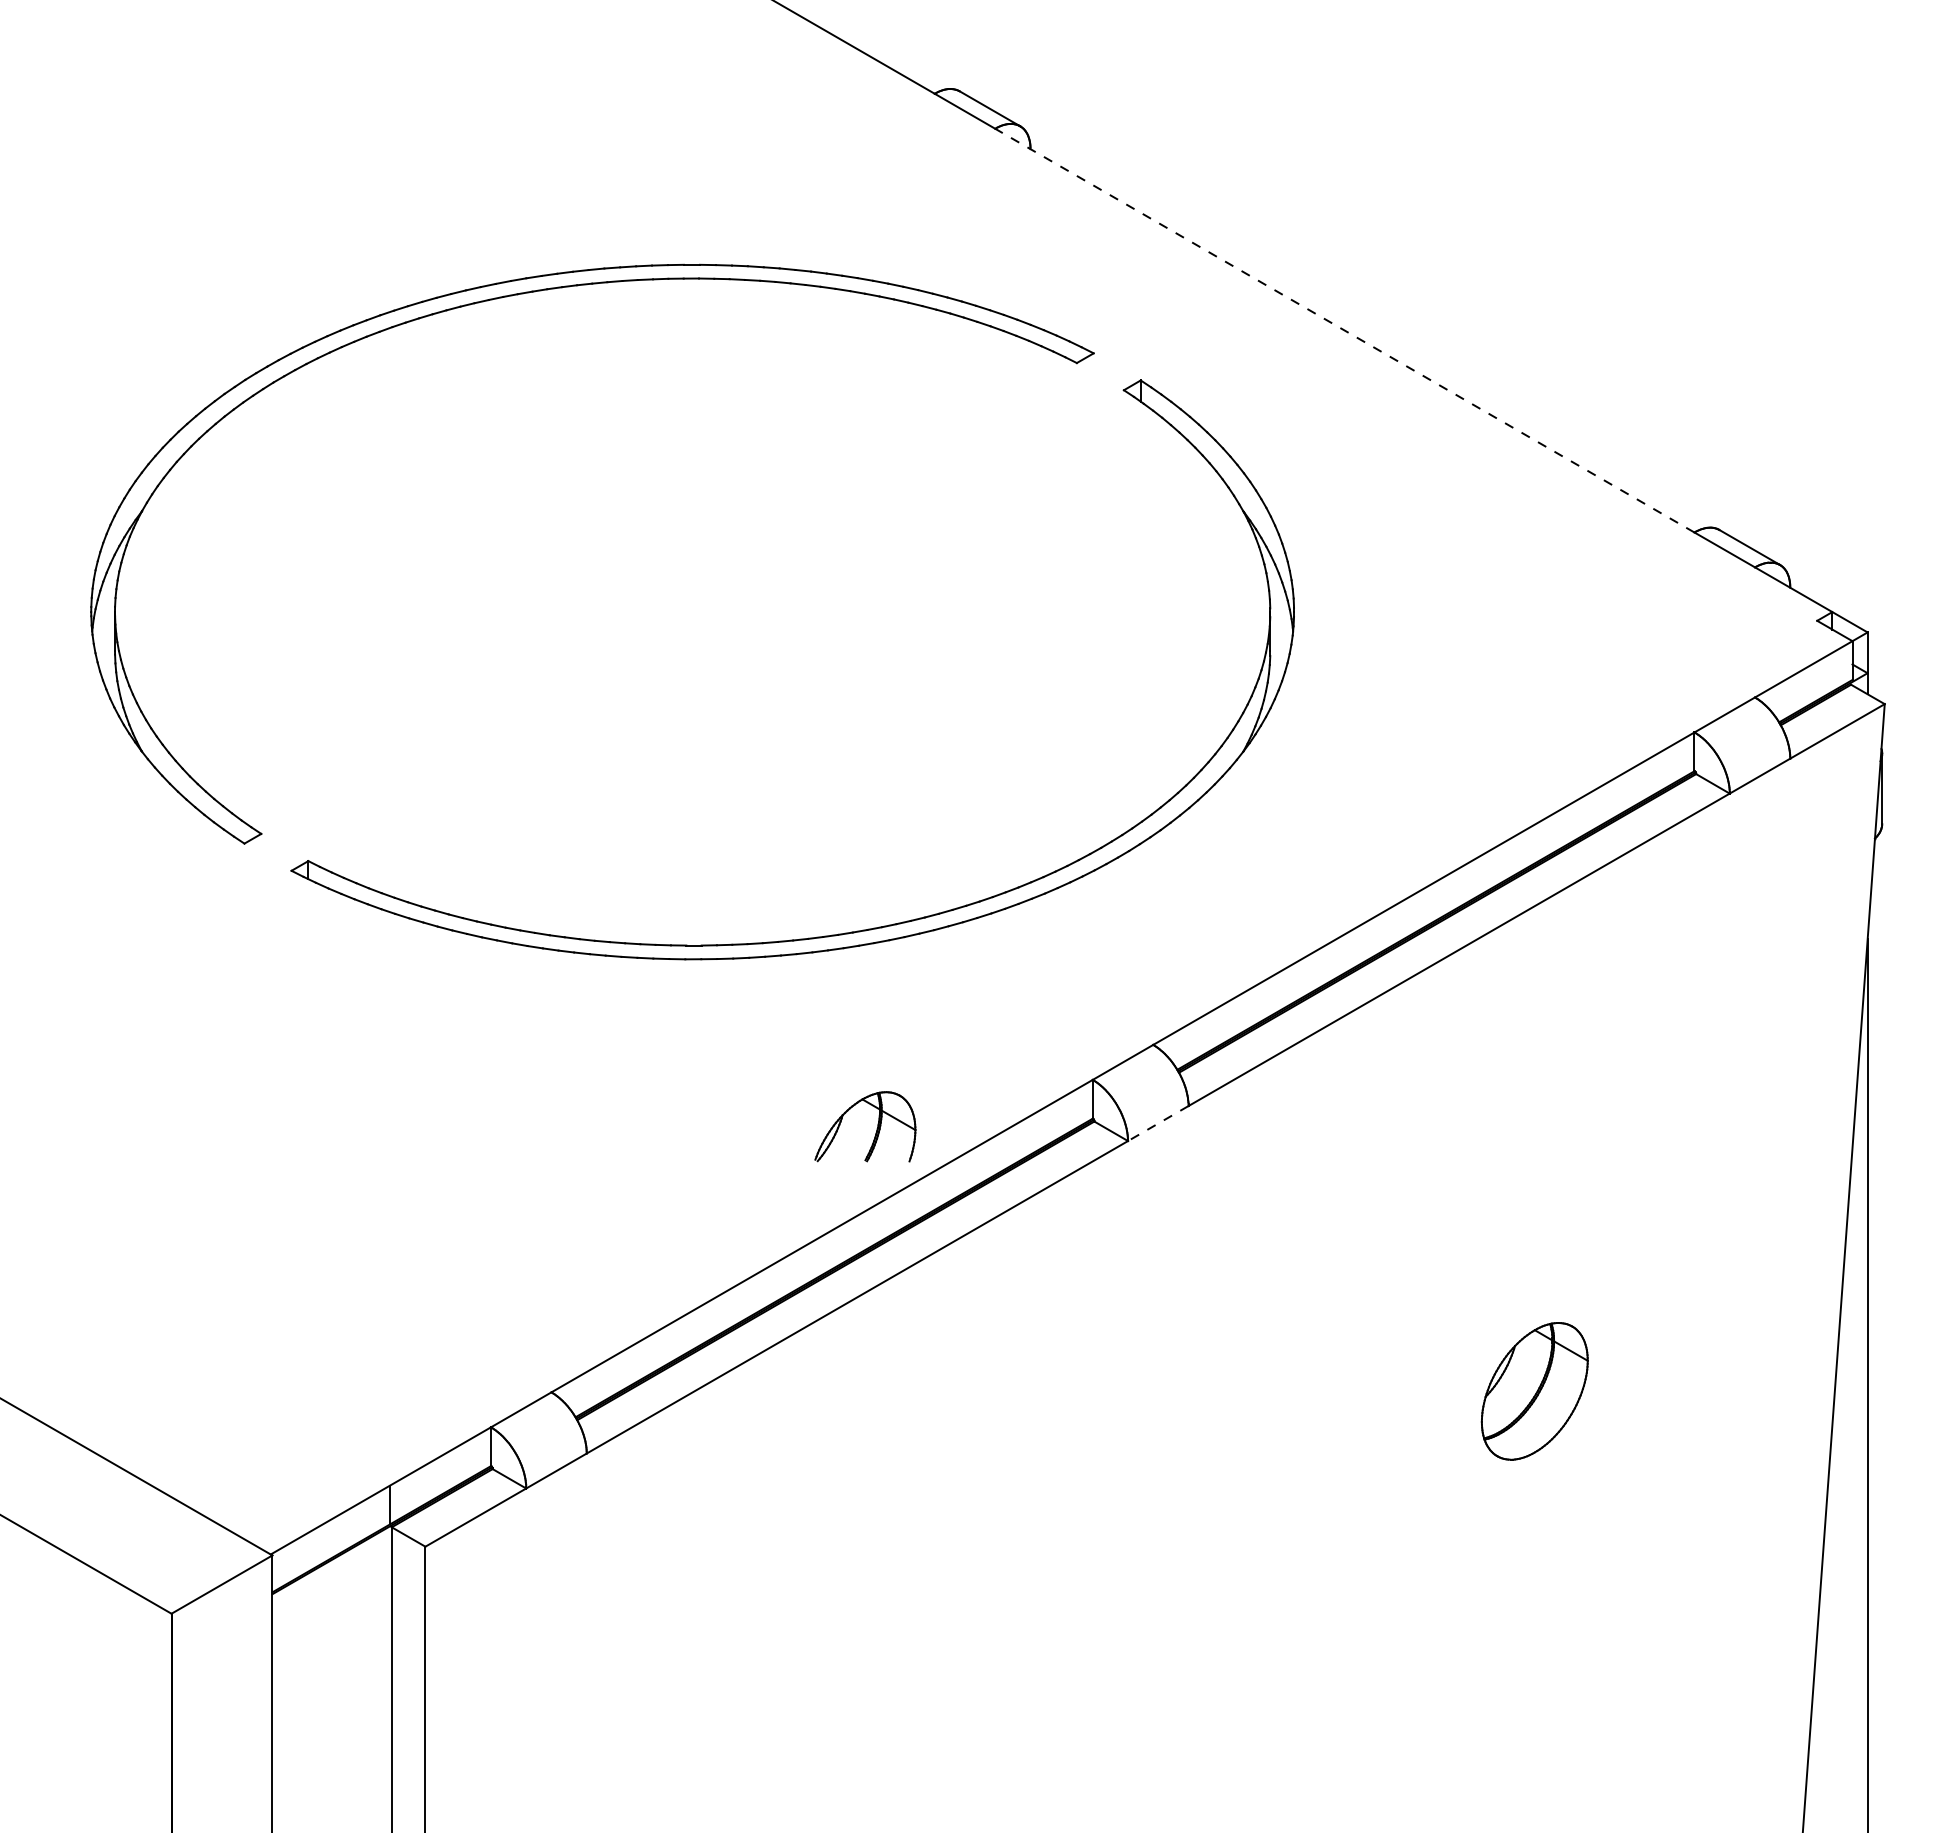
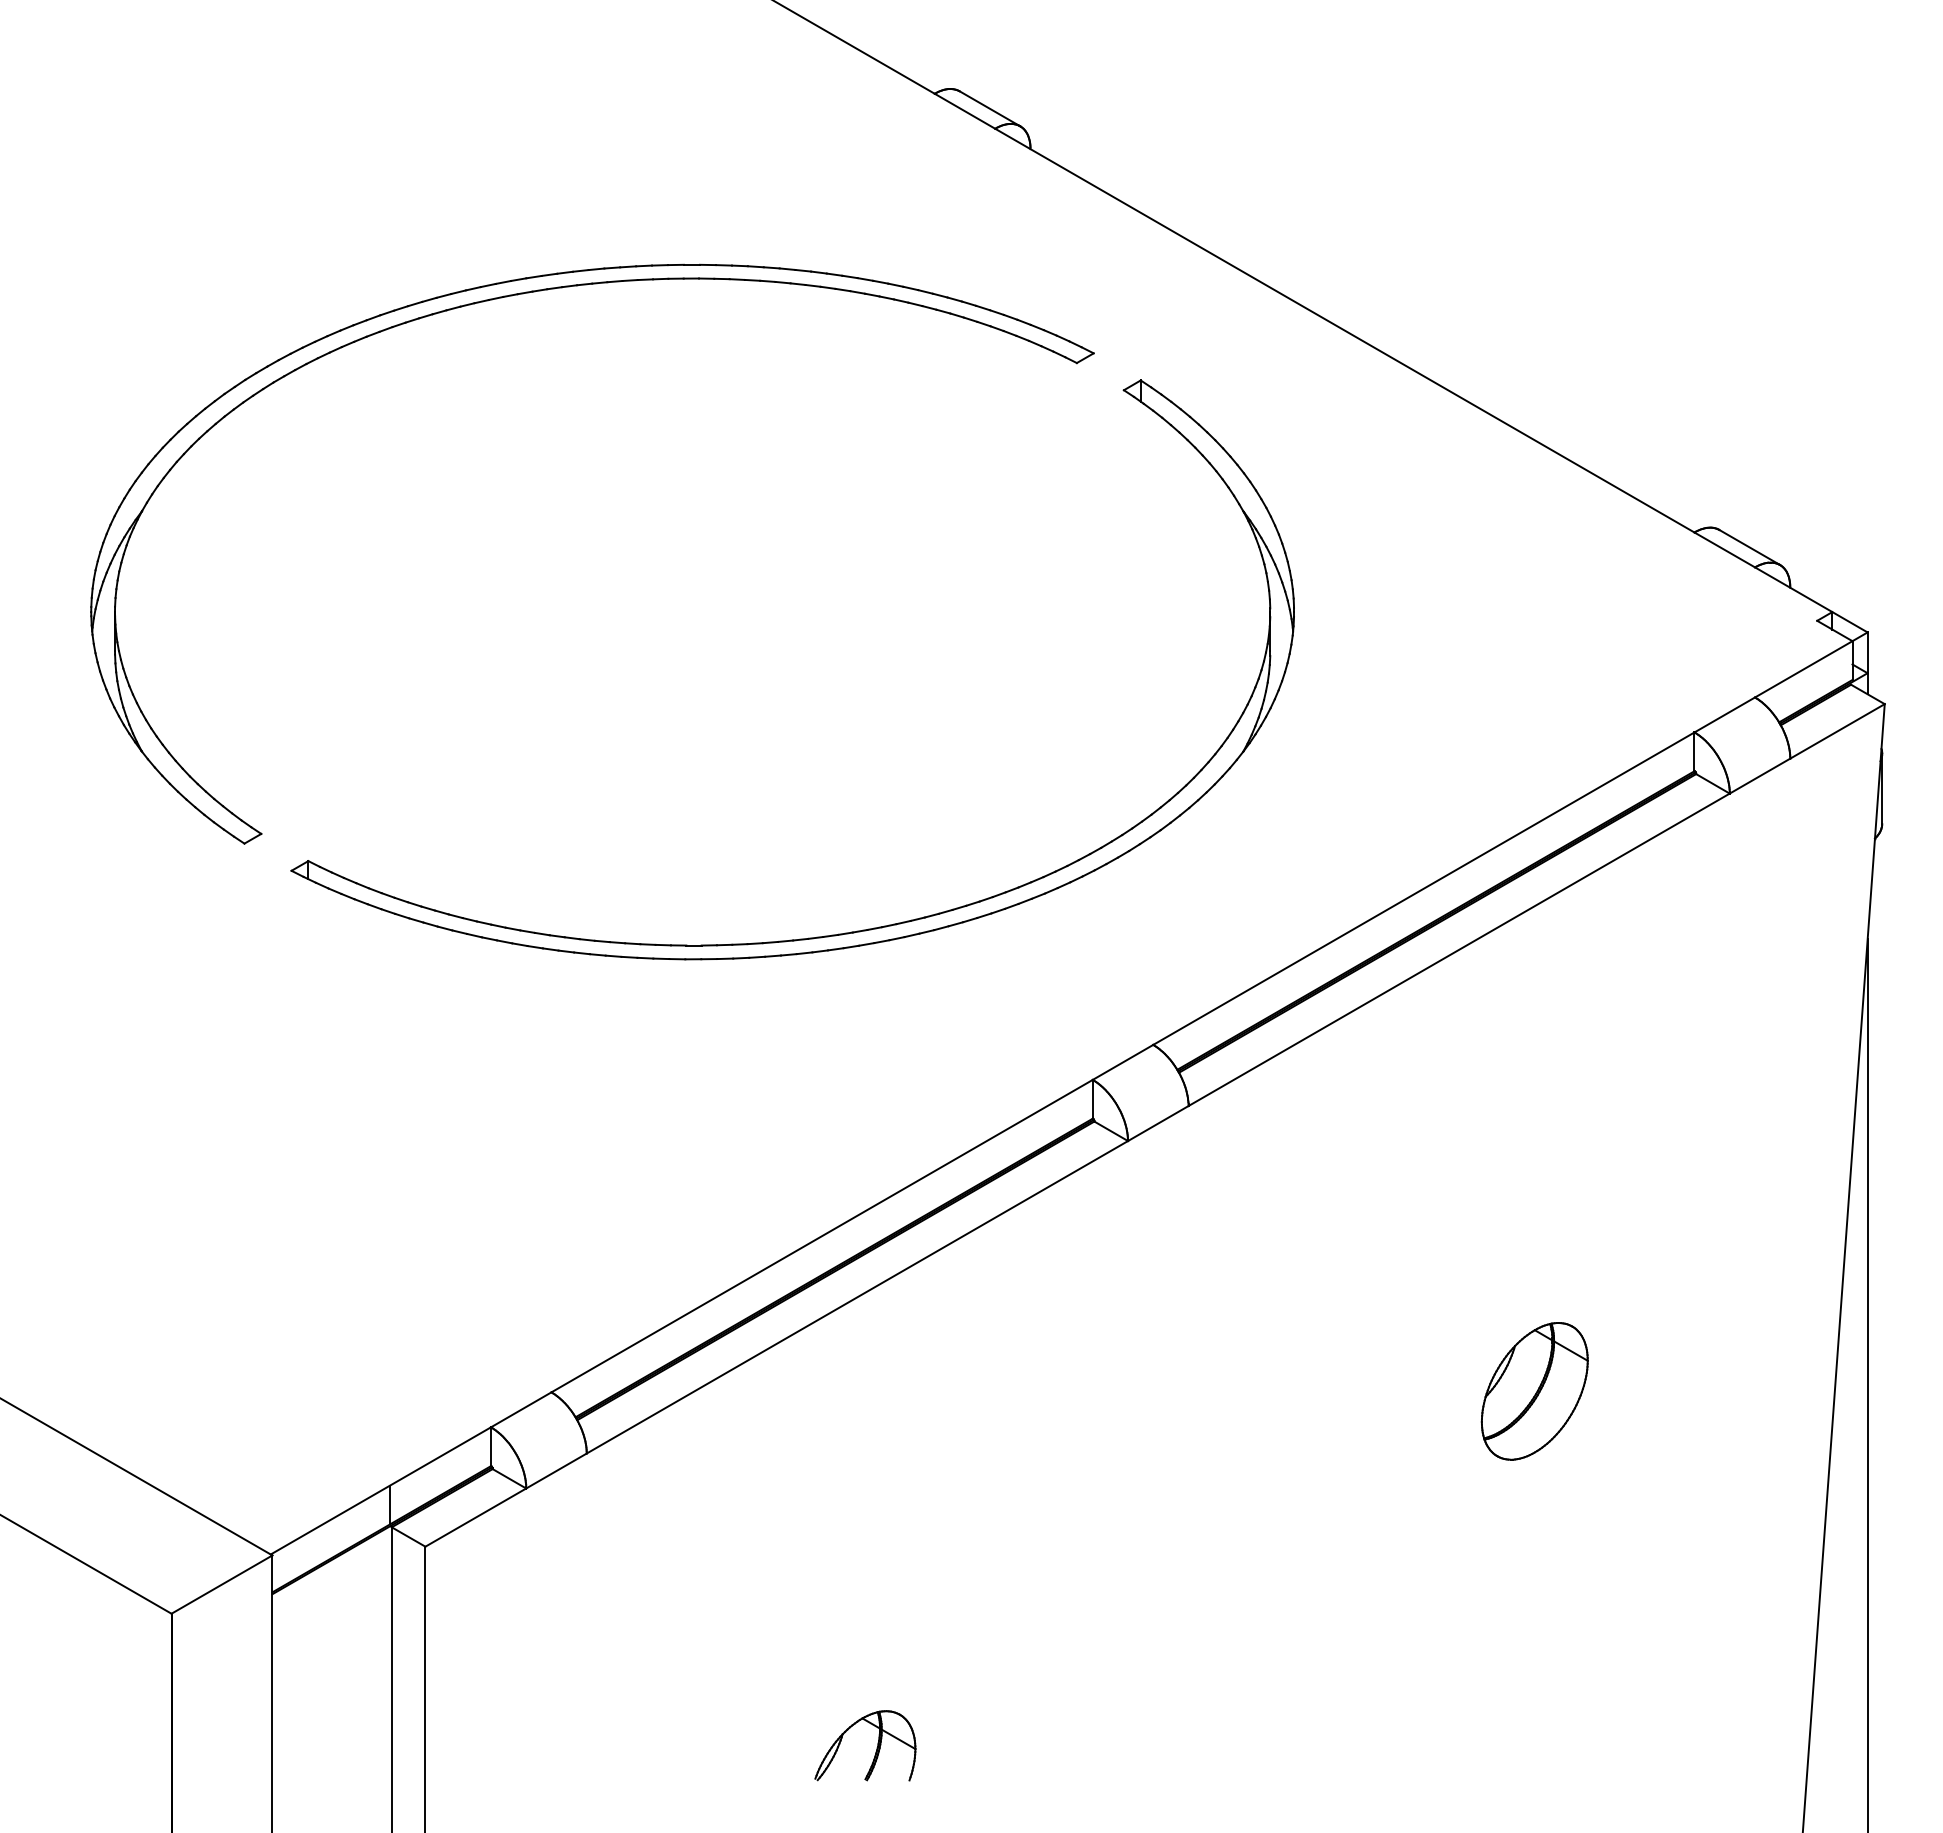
line: dashed -> solid (1344, 330)
line: dashed -> solid (1158, 1123)
part position: (876, 1128) -> (876, 1747) (876, 1747)
